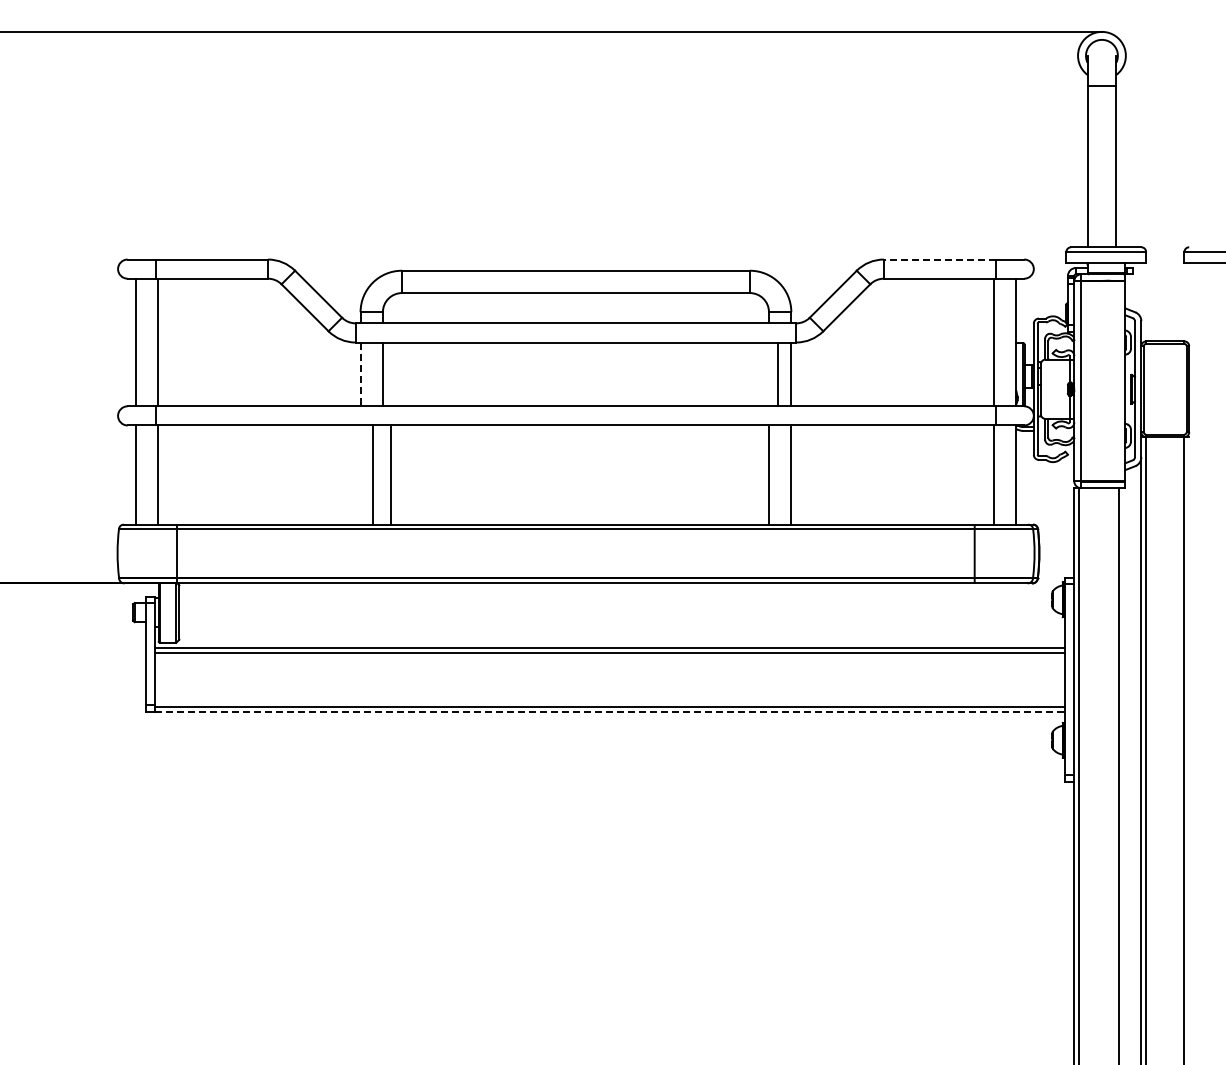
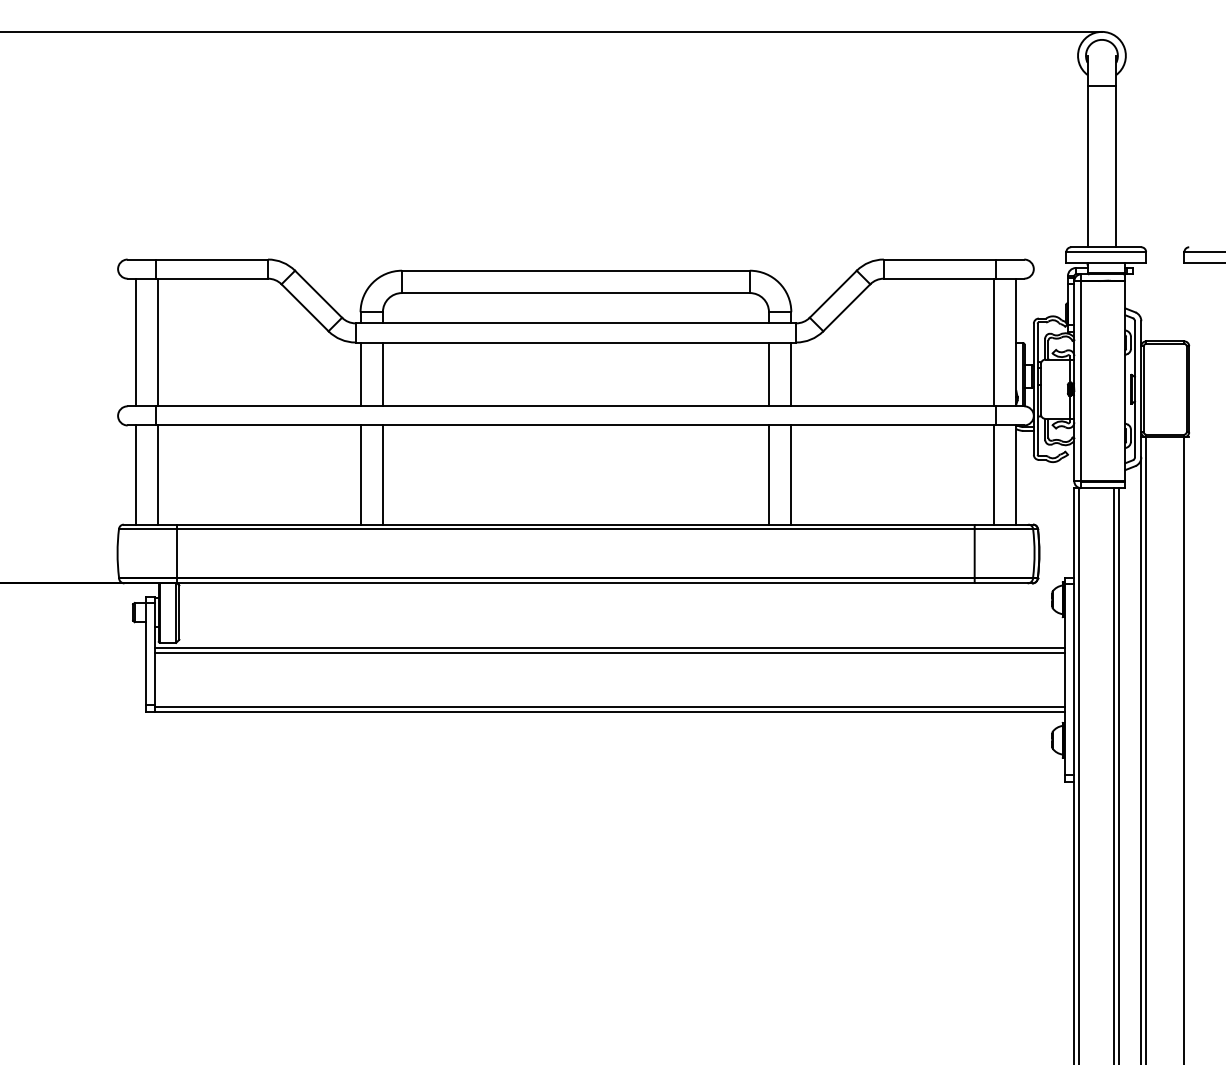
line: dashed -> solid (939, 259)
line: dashed -> solid (360, 374)
line position: (777, 374) -> (768, 374) (768, 374)
line position: (372, 474) -> (360, 474) (360, 474)
line position: (390, 474) -> (382, 474) (382, 474)
line: dashed -> solid (610, 711)
line: none -> present (1114, 774)
